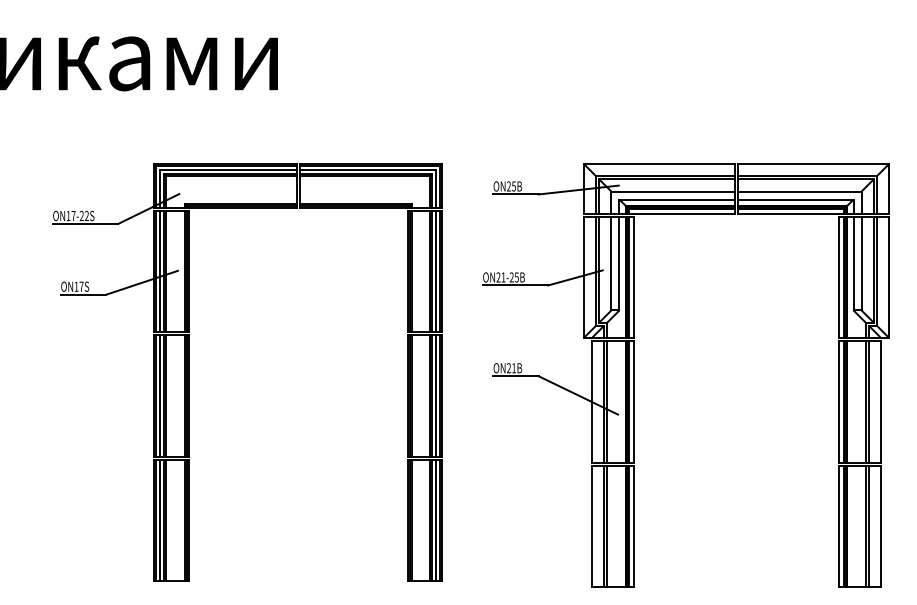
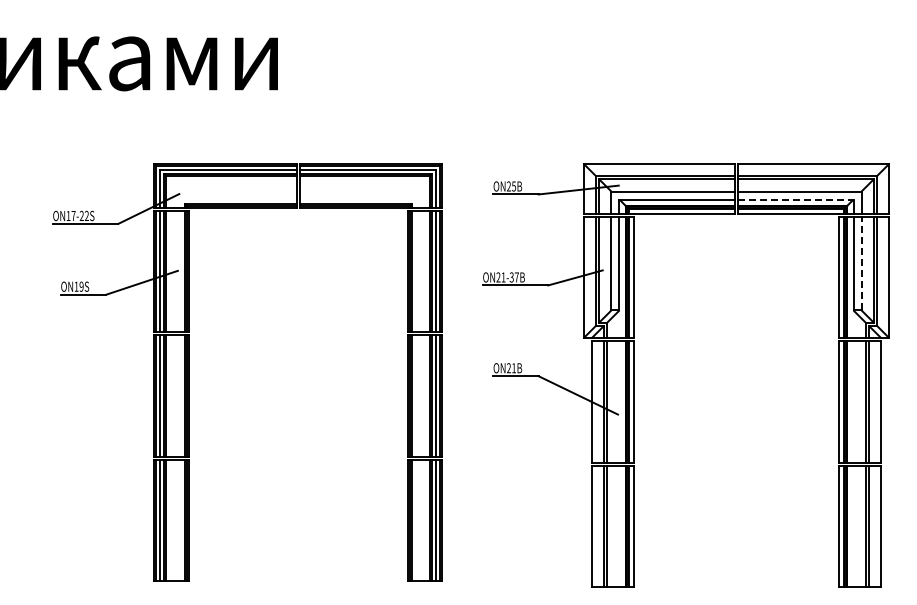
line: solid -> dashed (795, 199)
line: solid -> dashed (861, 263)
text: ON21-25B -> ON21-37B (513, 277)
text: ON17S -> ON19S (81, 286)
